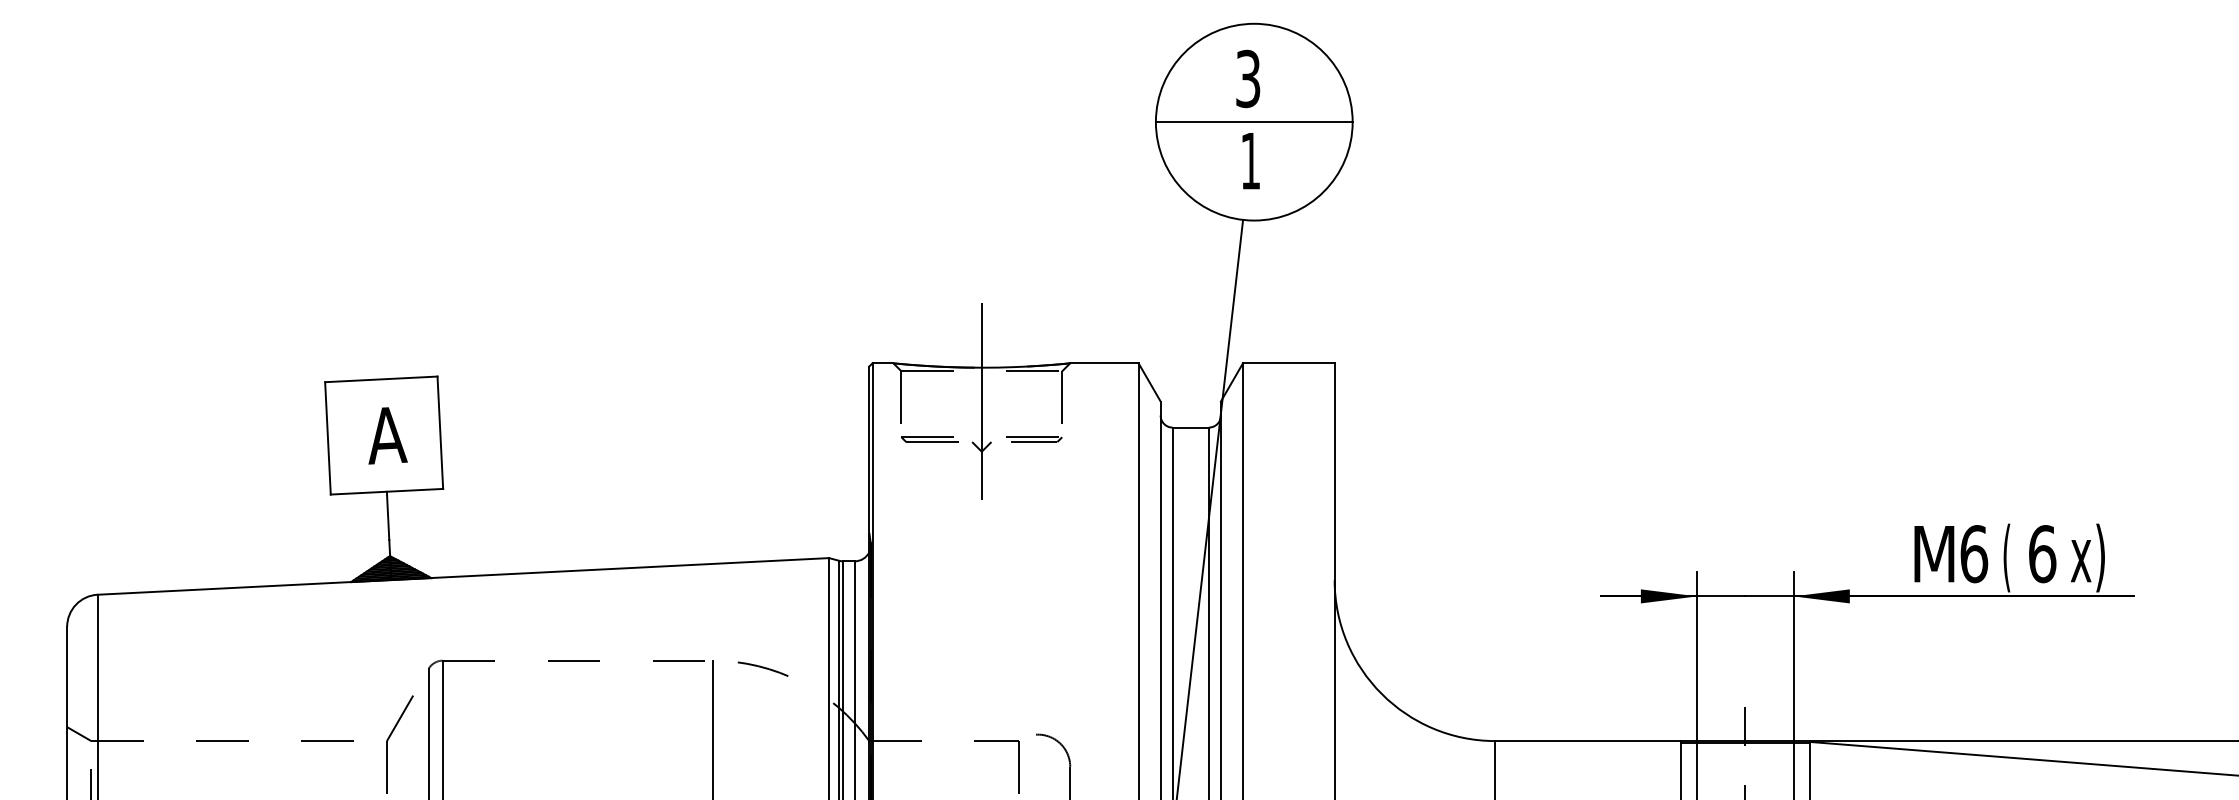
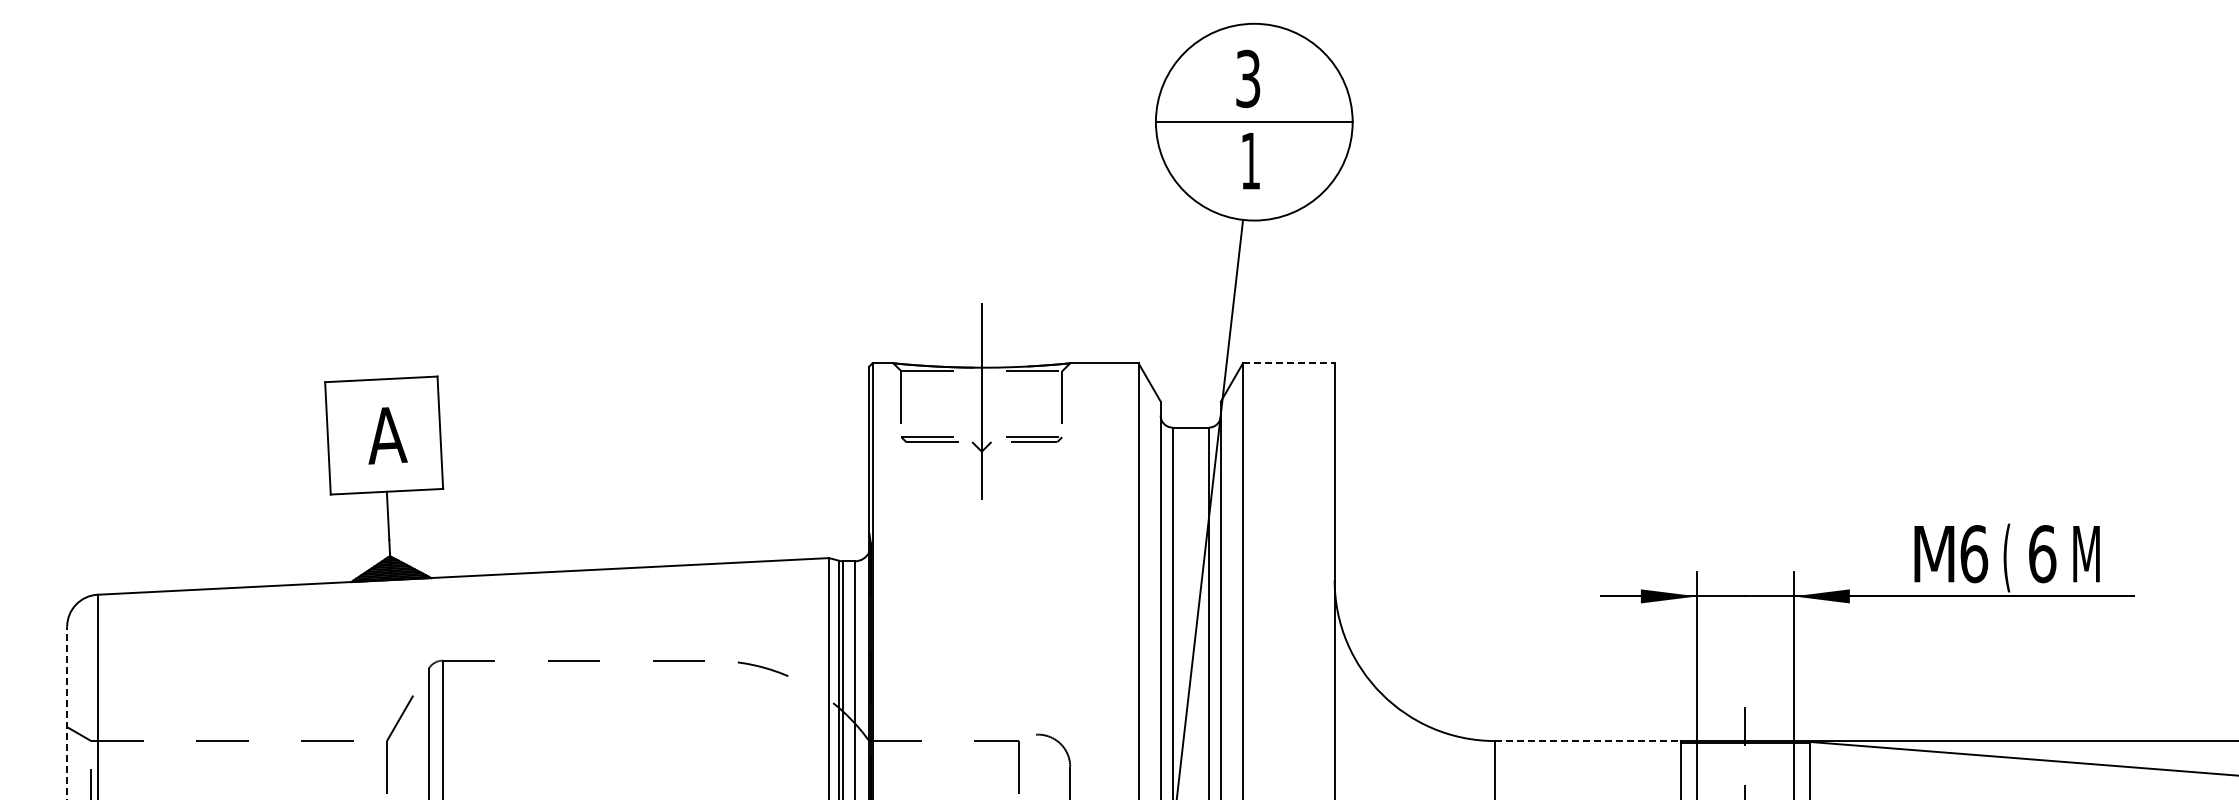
line: solid -> dashed (1288, 363)
text: x) -> M (2087, 557)
line: solid -> dashed (67, 712)
line: present -> none (712, 728)
line: solid -> dashed (1588, 741)
